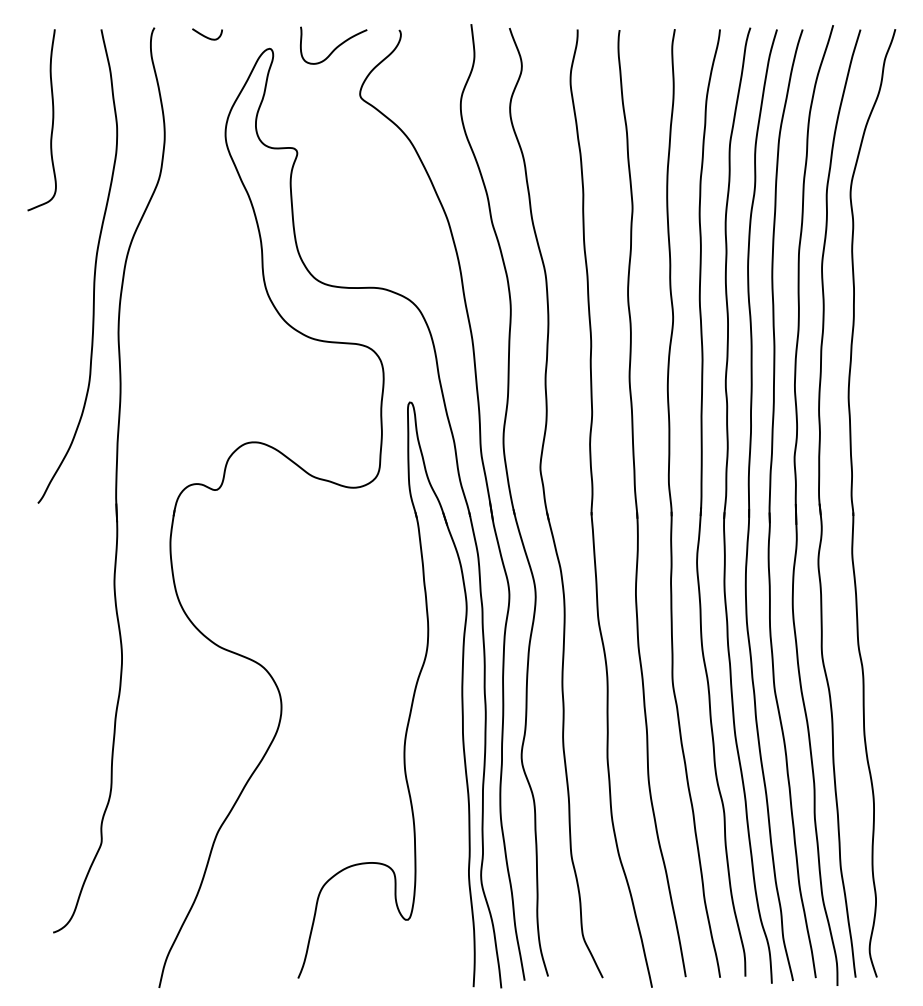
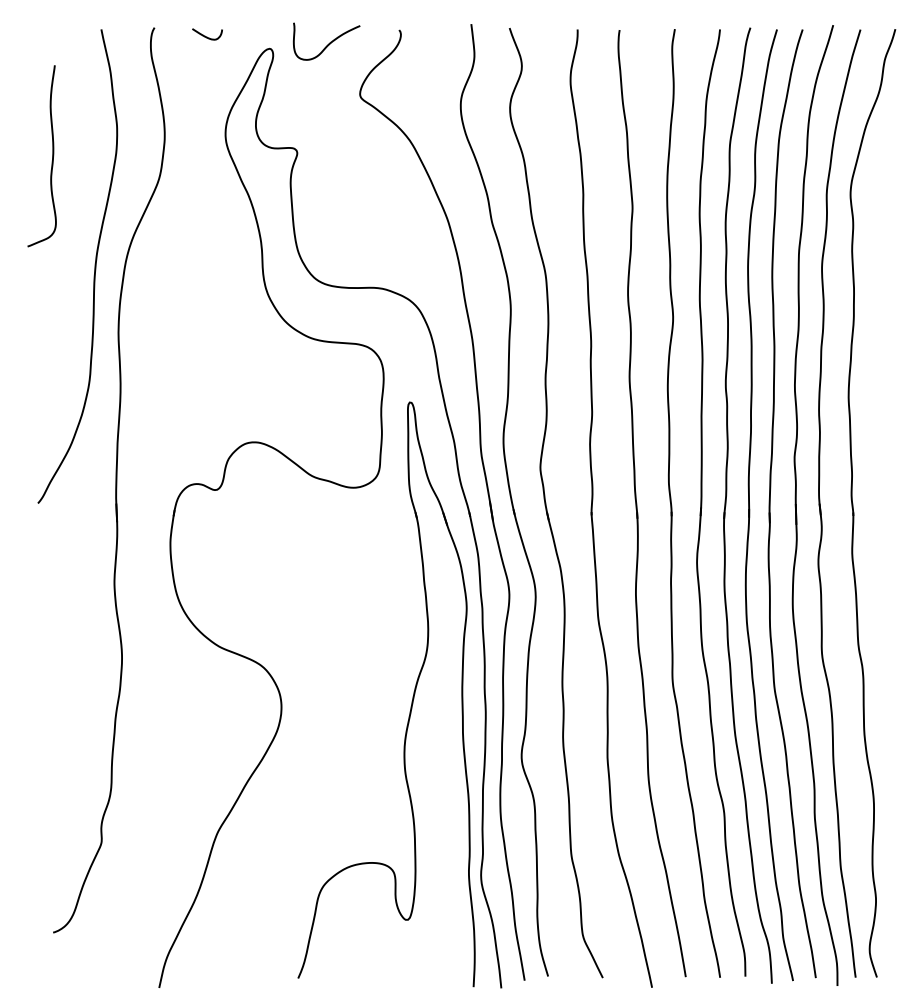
curve position: (335, 47) -> (328, 43) (328, 43)
curve position: (52, 120) -> (52, 156) (52, 156)
